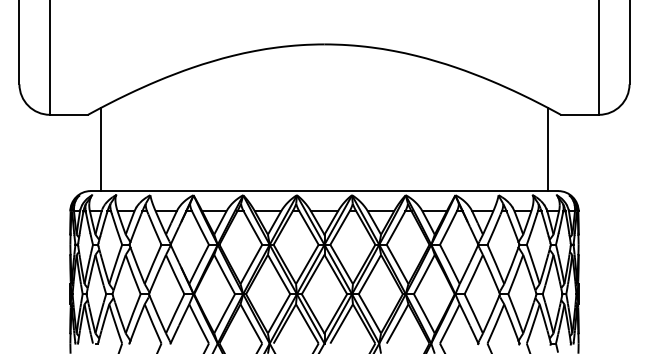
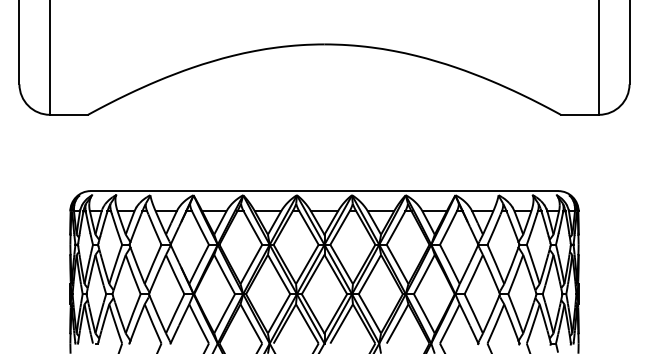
line: present -> none (100, 149)
line: present -> none (548, 149)
